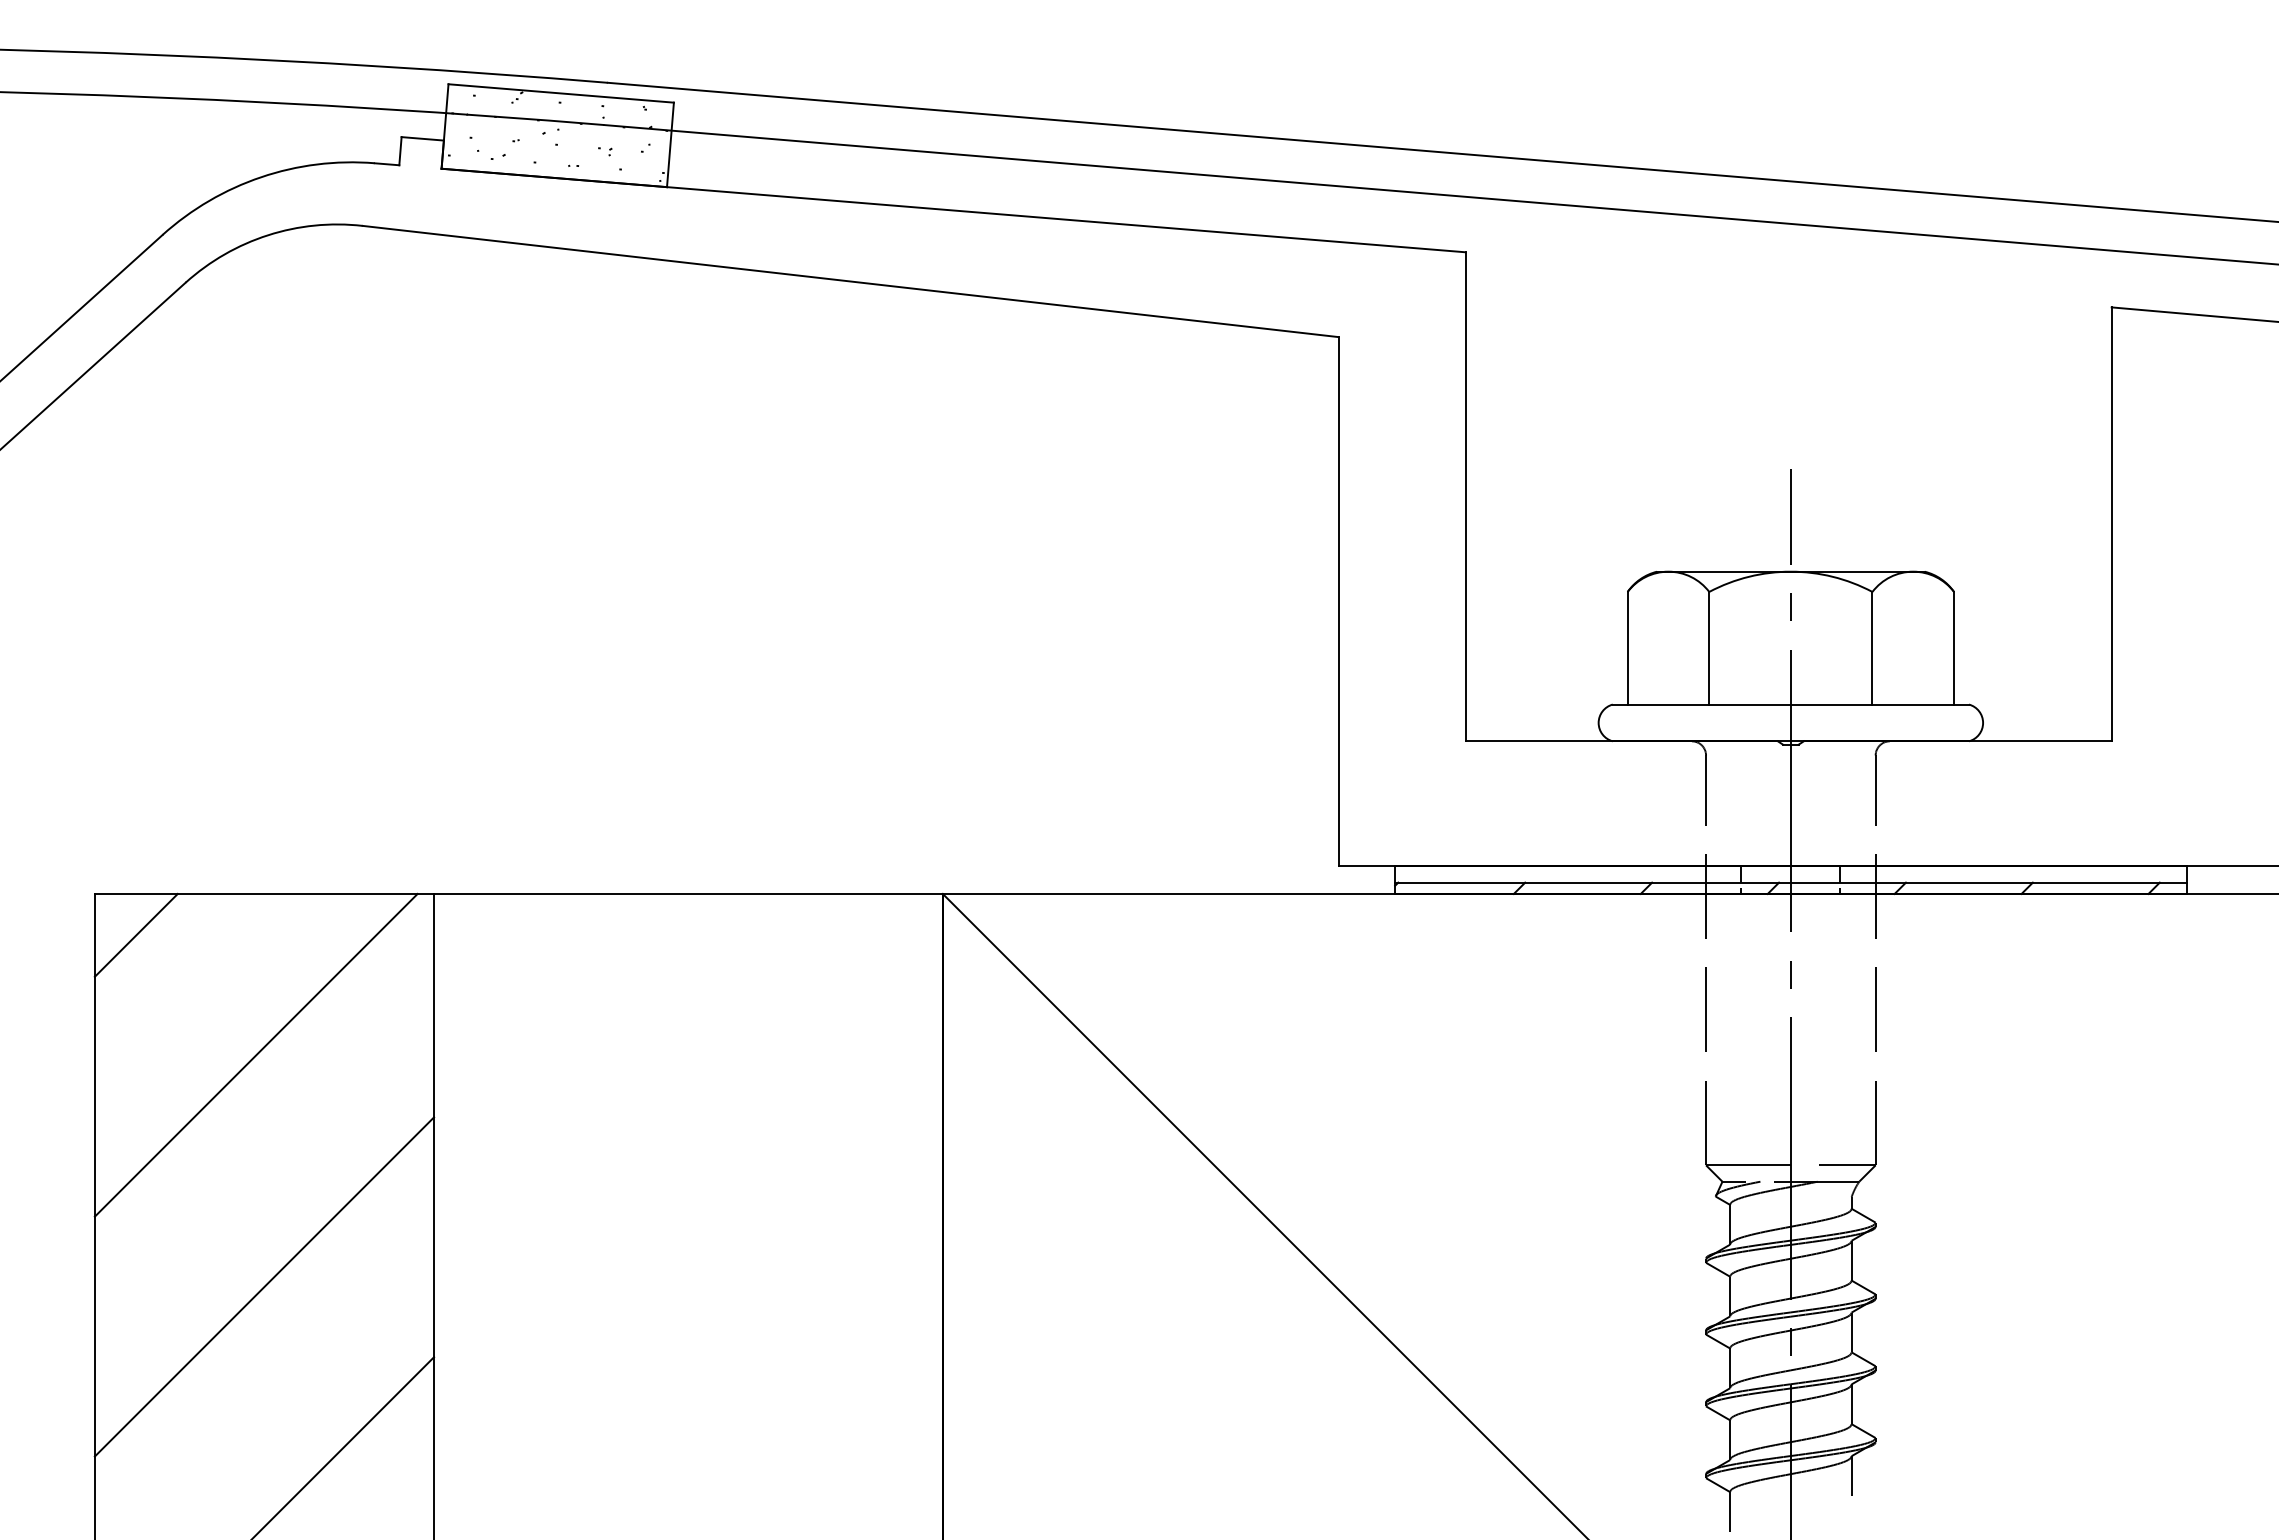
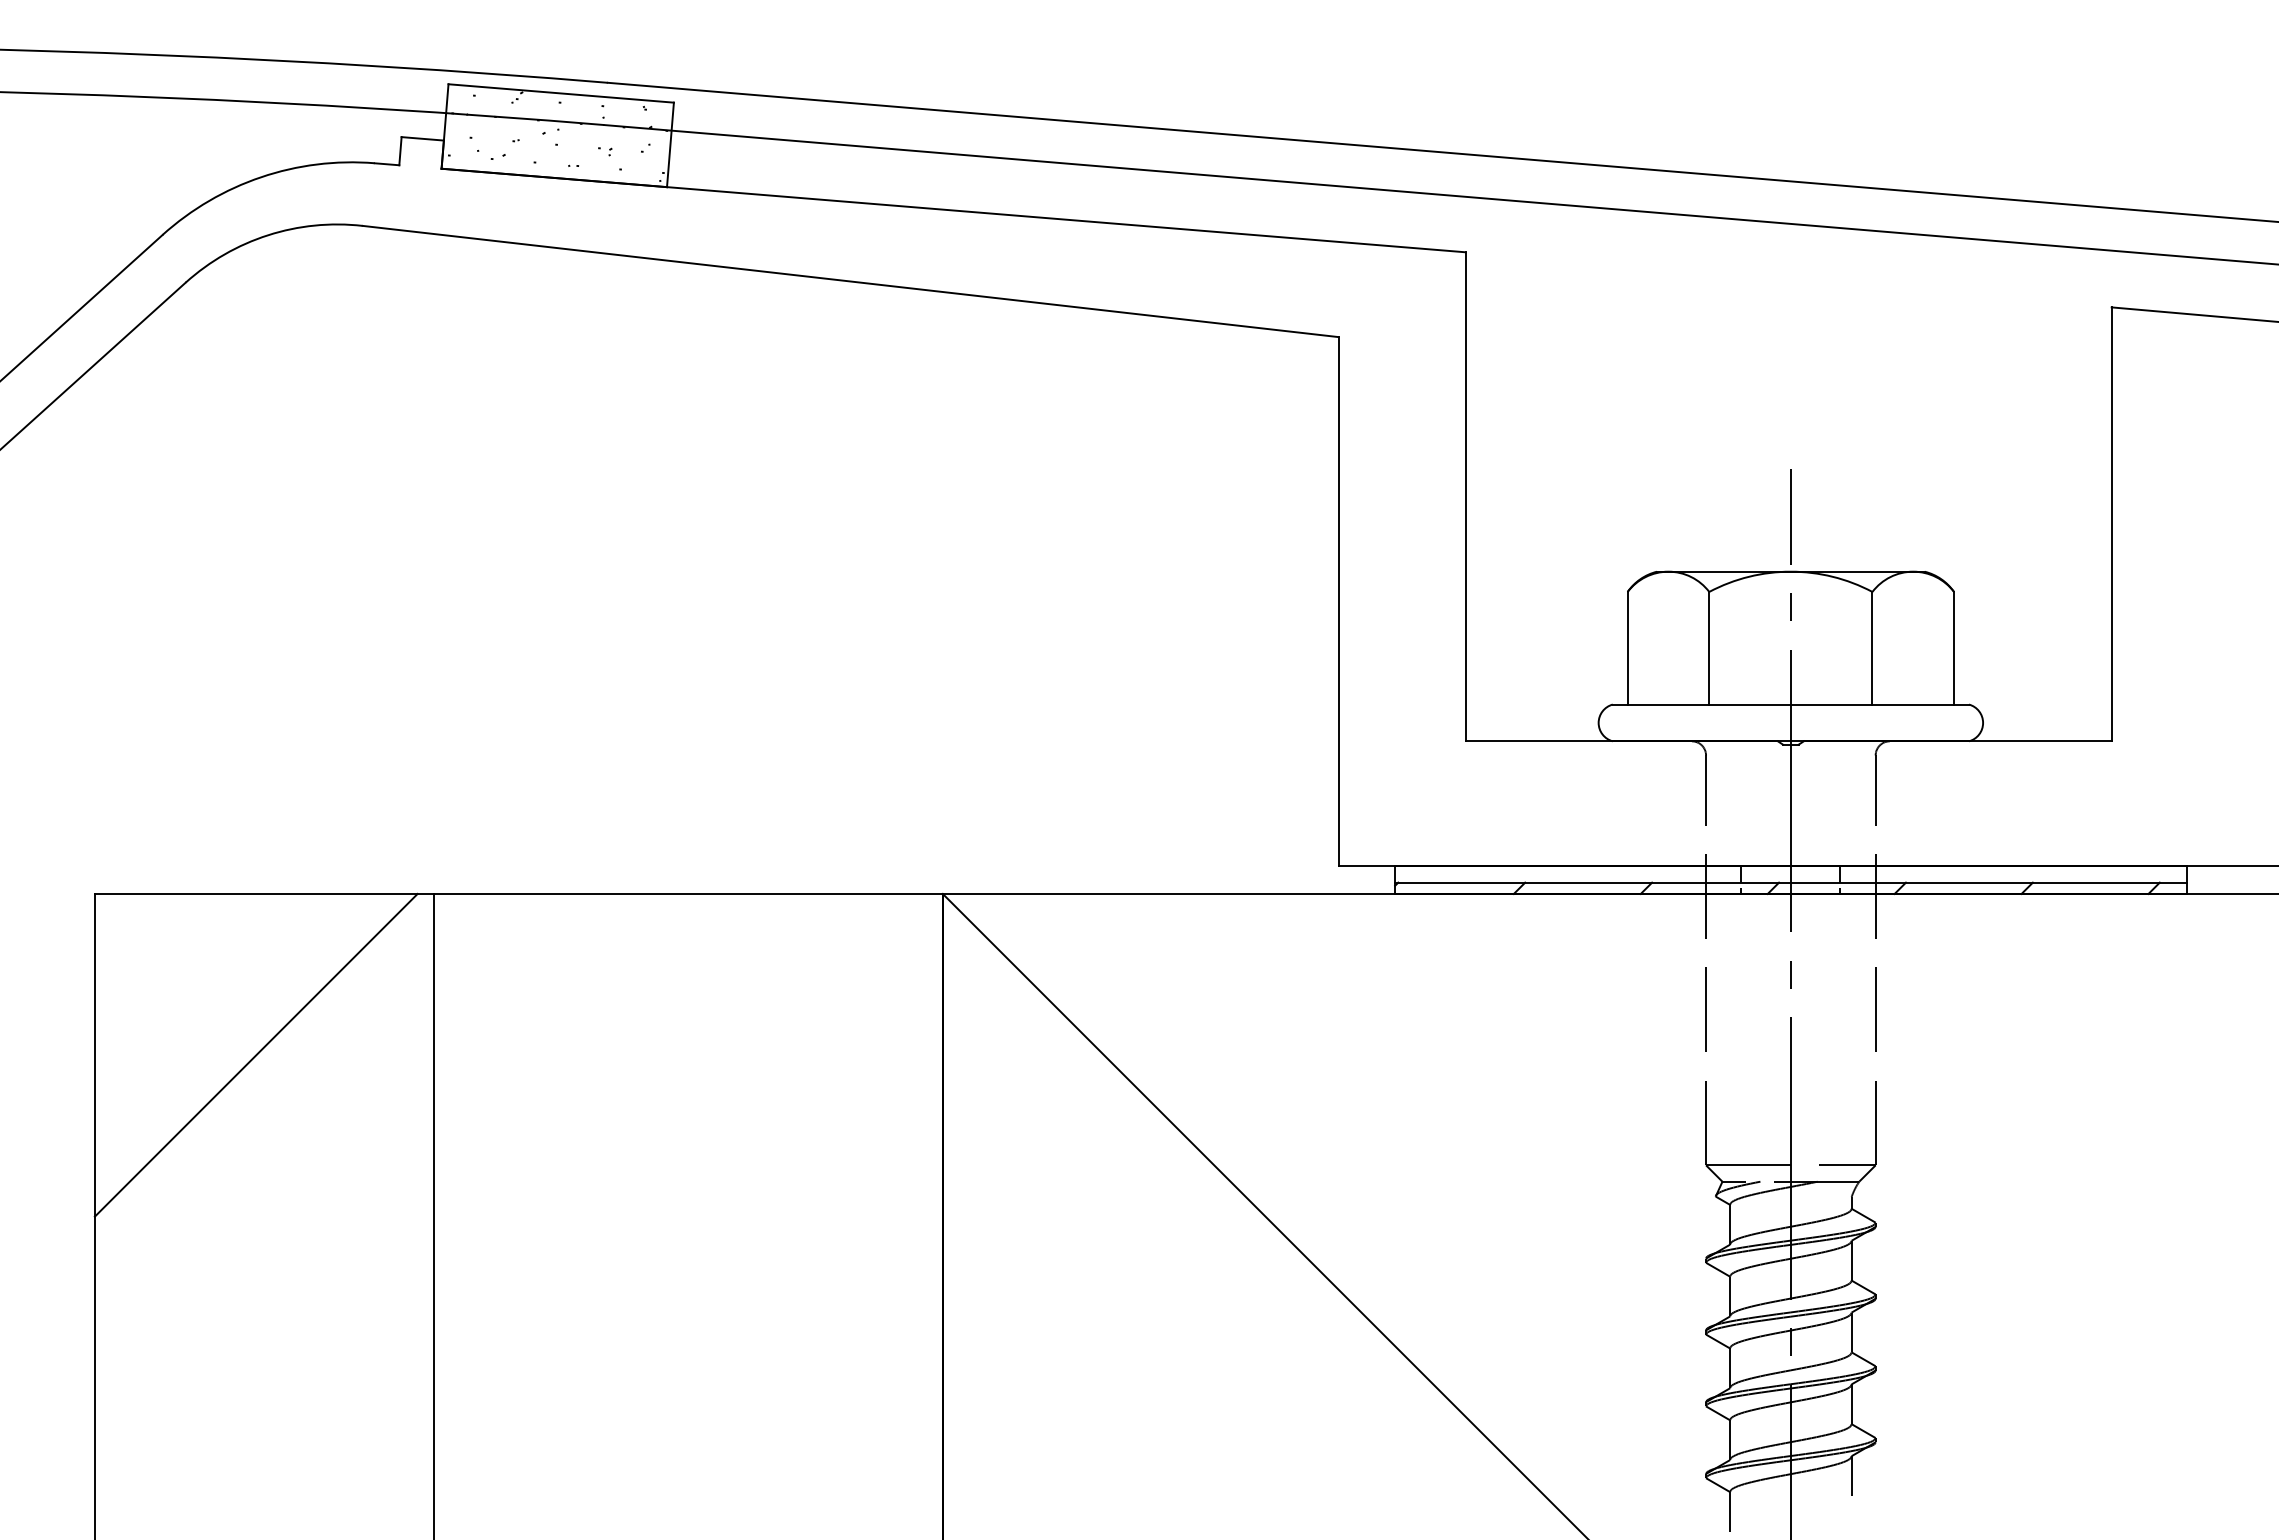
line: present -> none (135, 934)
line: present -> none (264, 1286)
line: present -> none (344, 1446)
